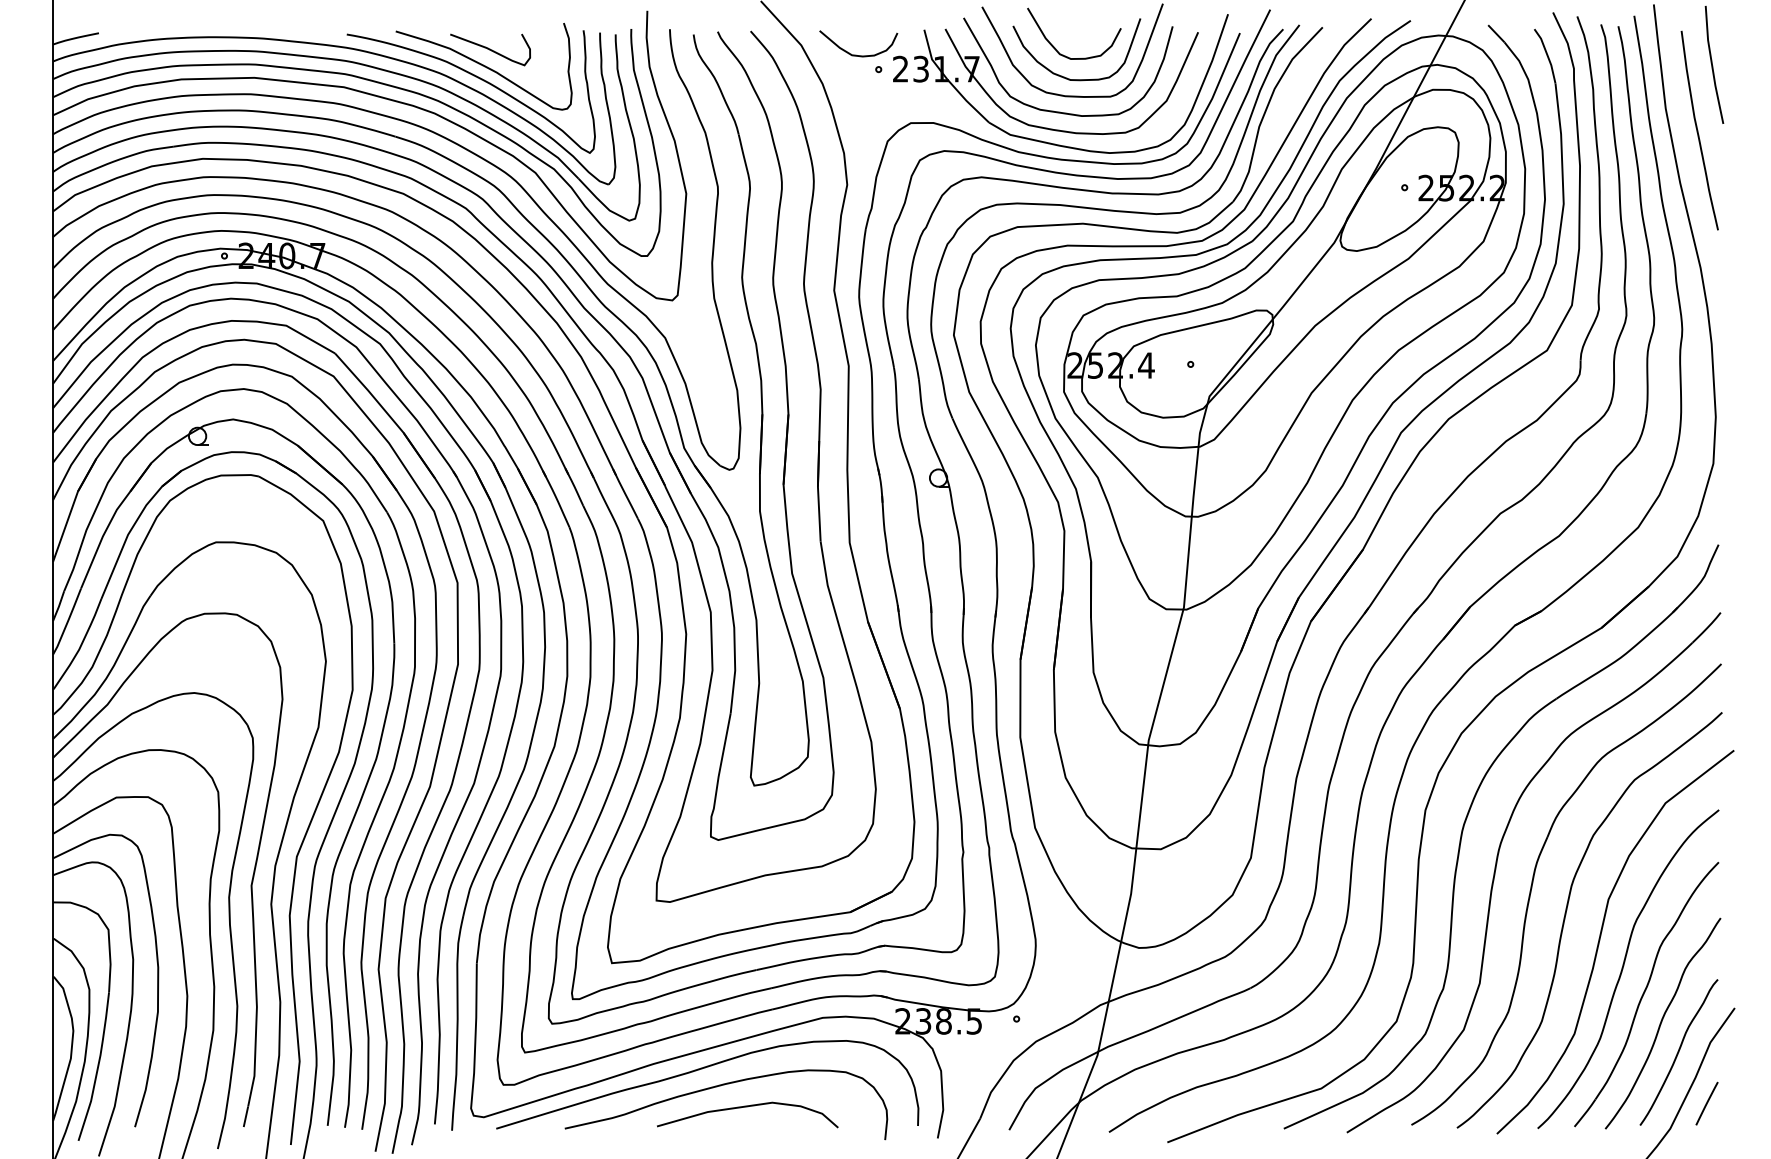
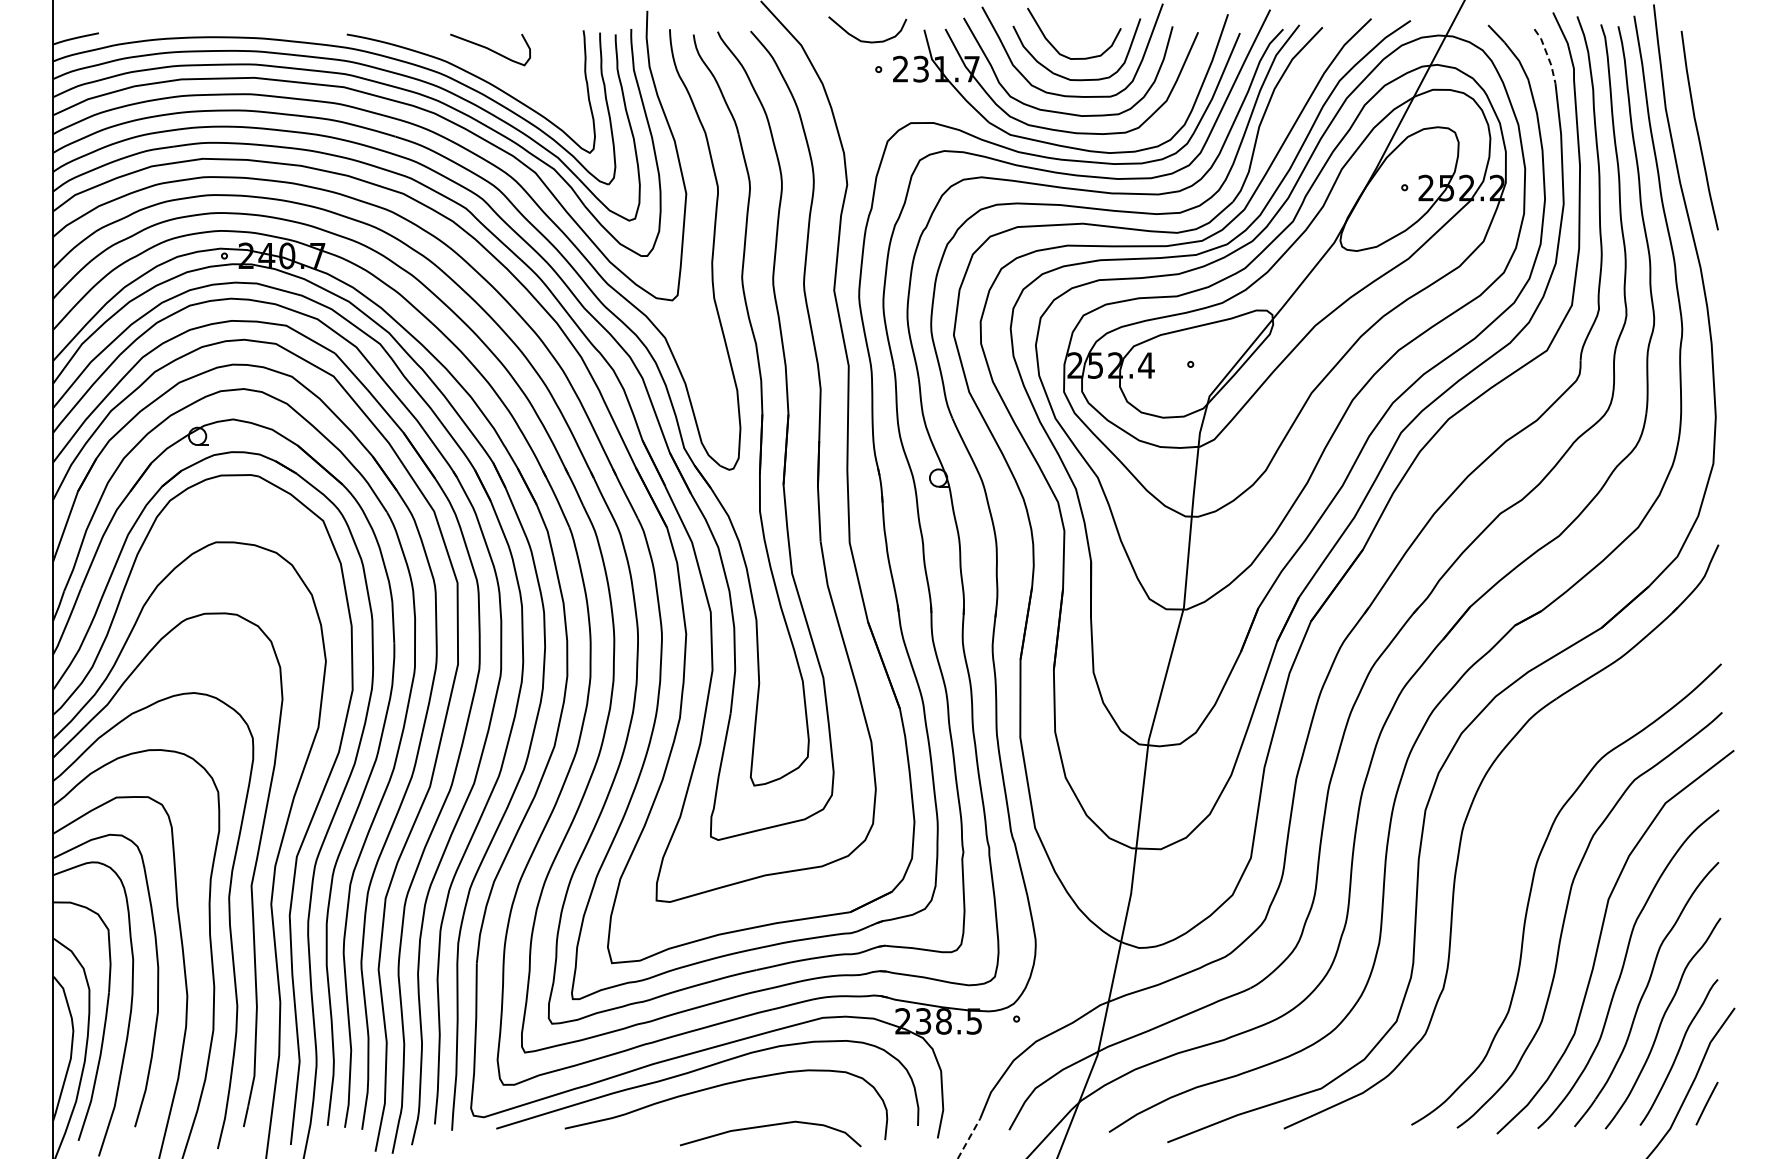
curve position: (856, 54) -> (865, 40) (865, 40)
line: solid -> dashed (1547, 55)
line: present -> none (1713, 65)
curve: present -> none (483, 66)
part: present -> none (1497, 863)
curve position: (747, 1107) -> (770, 1126) (770, 1126)
line: solid -> dashed (969, 1138)
